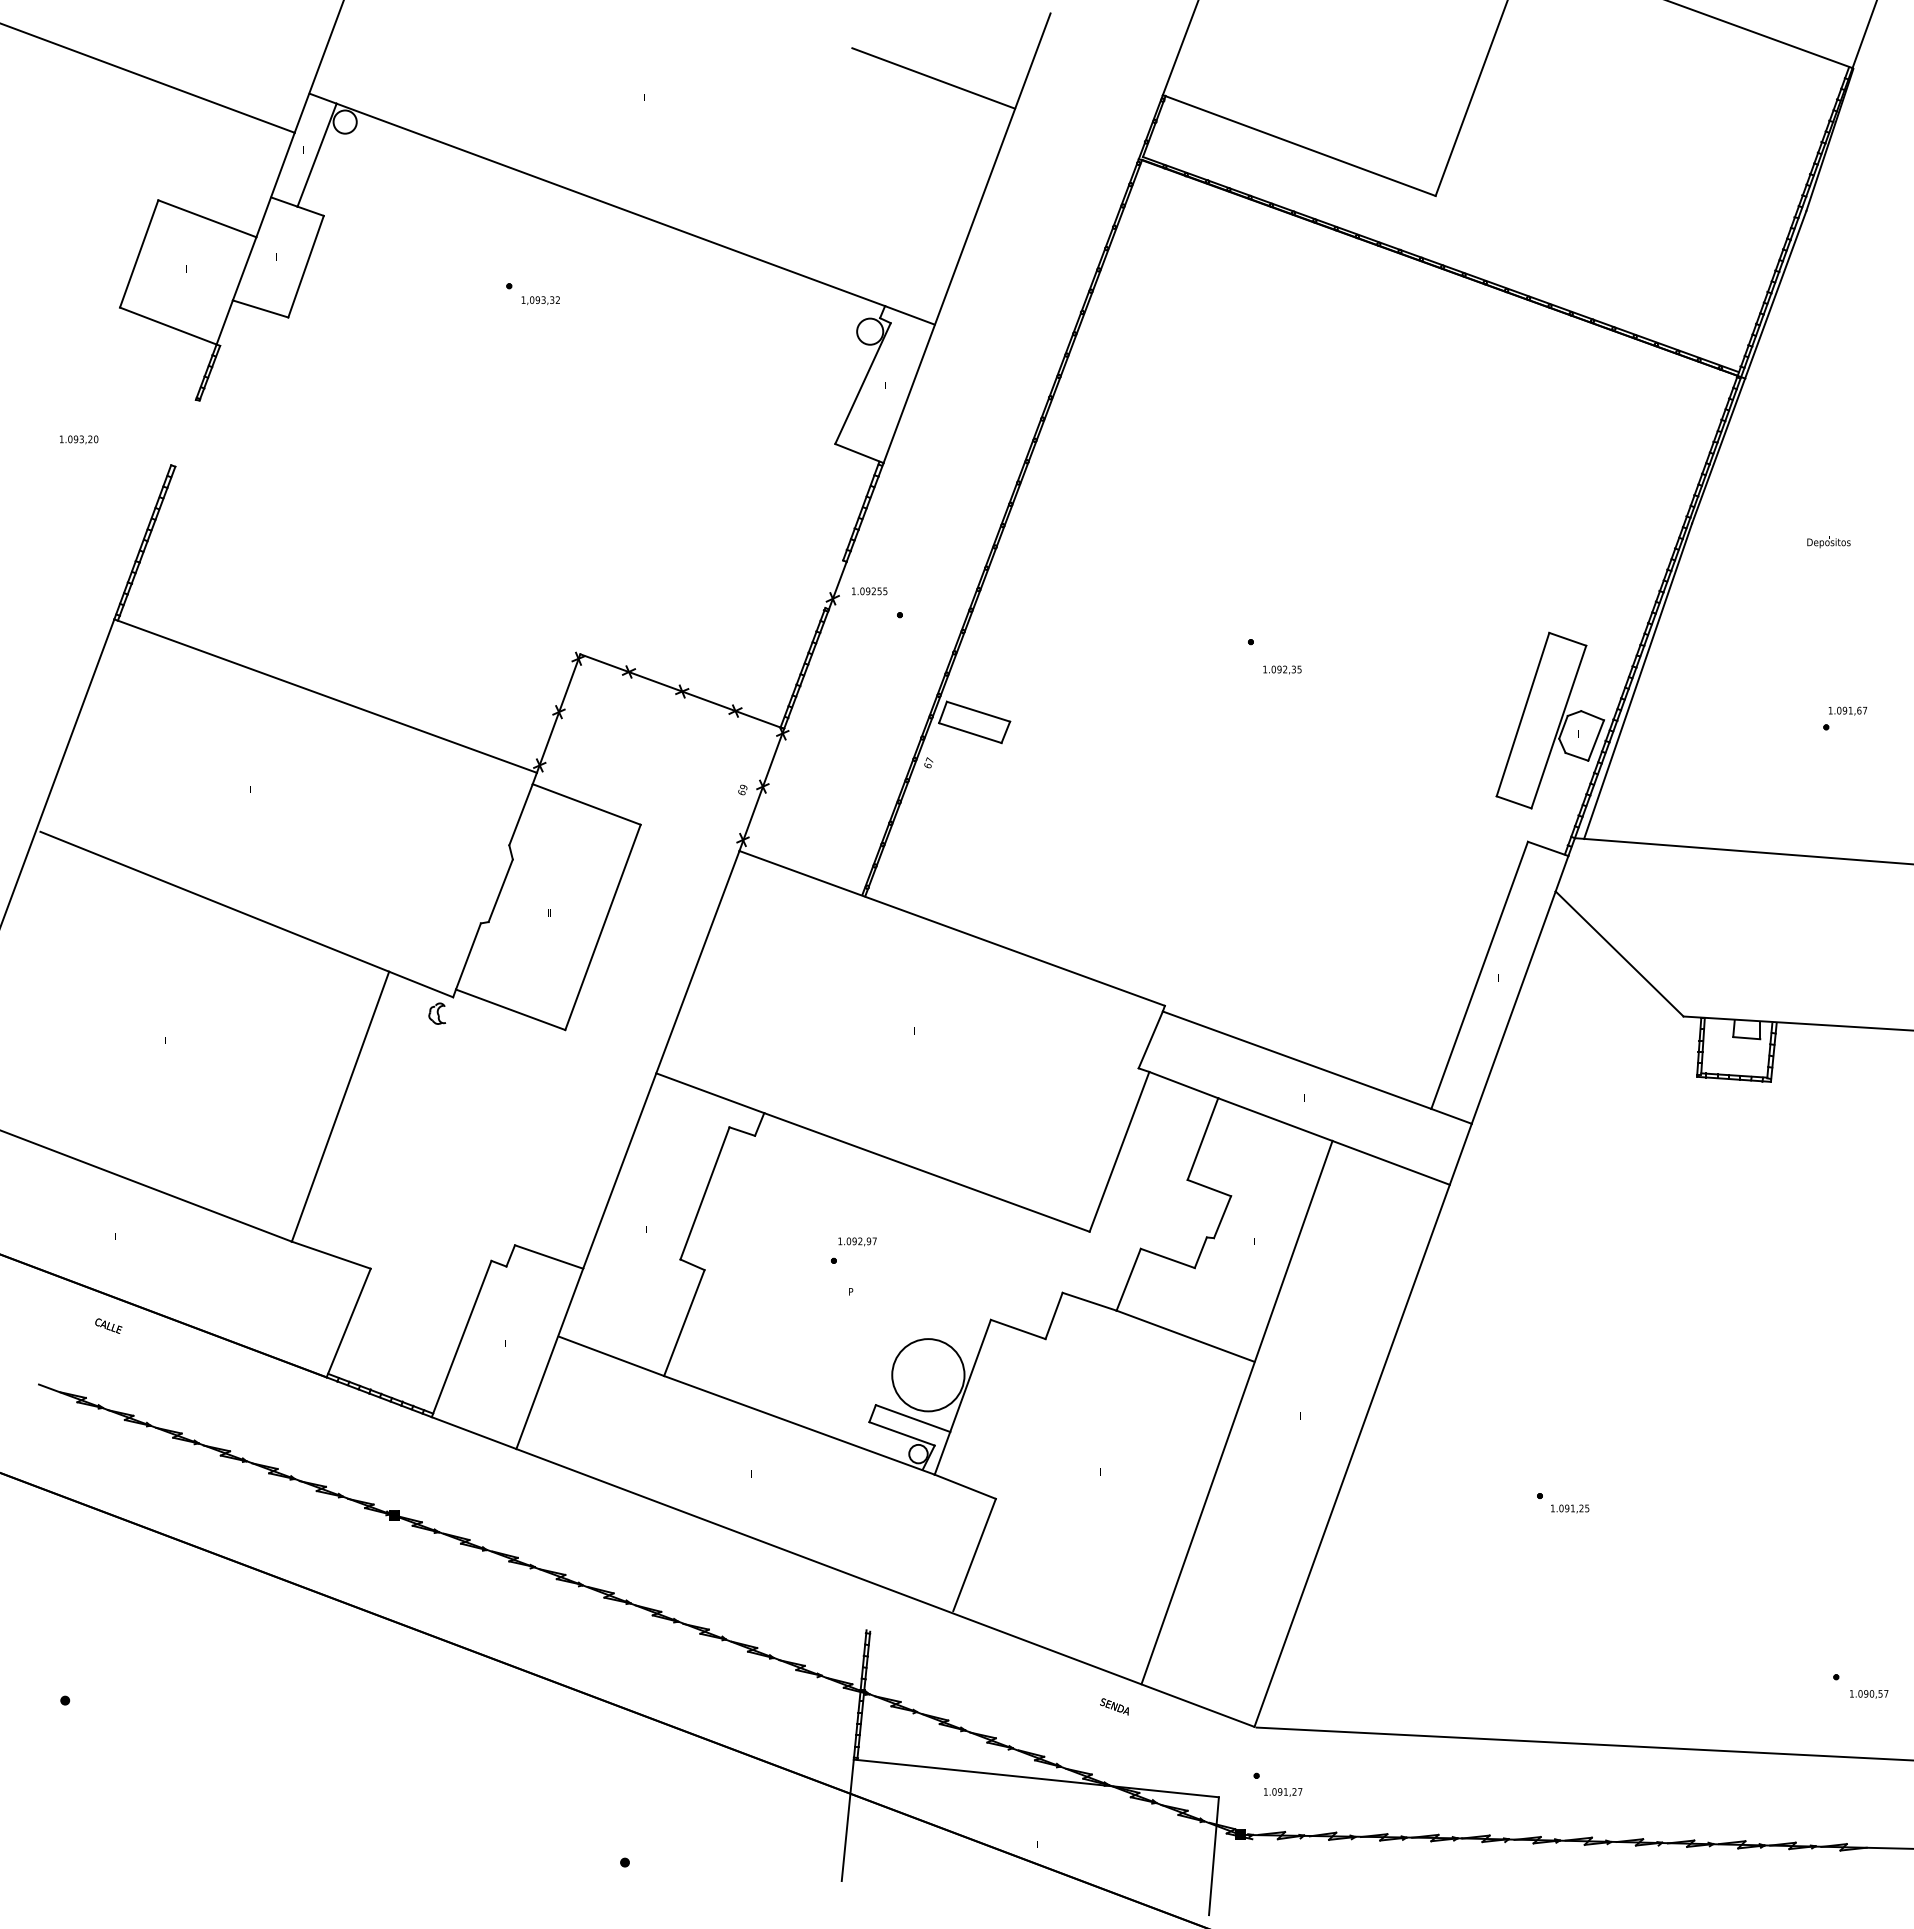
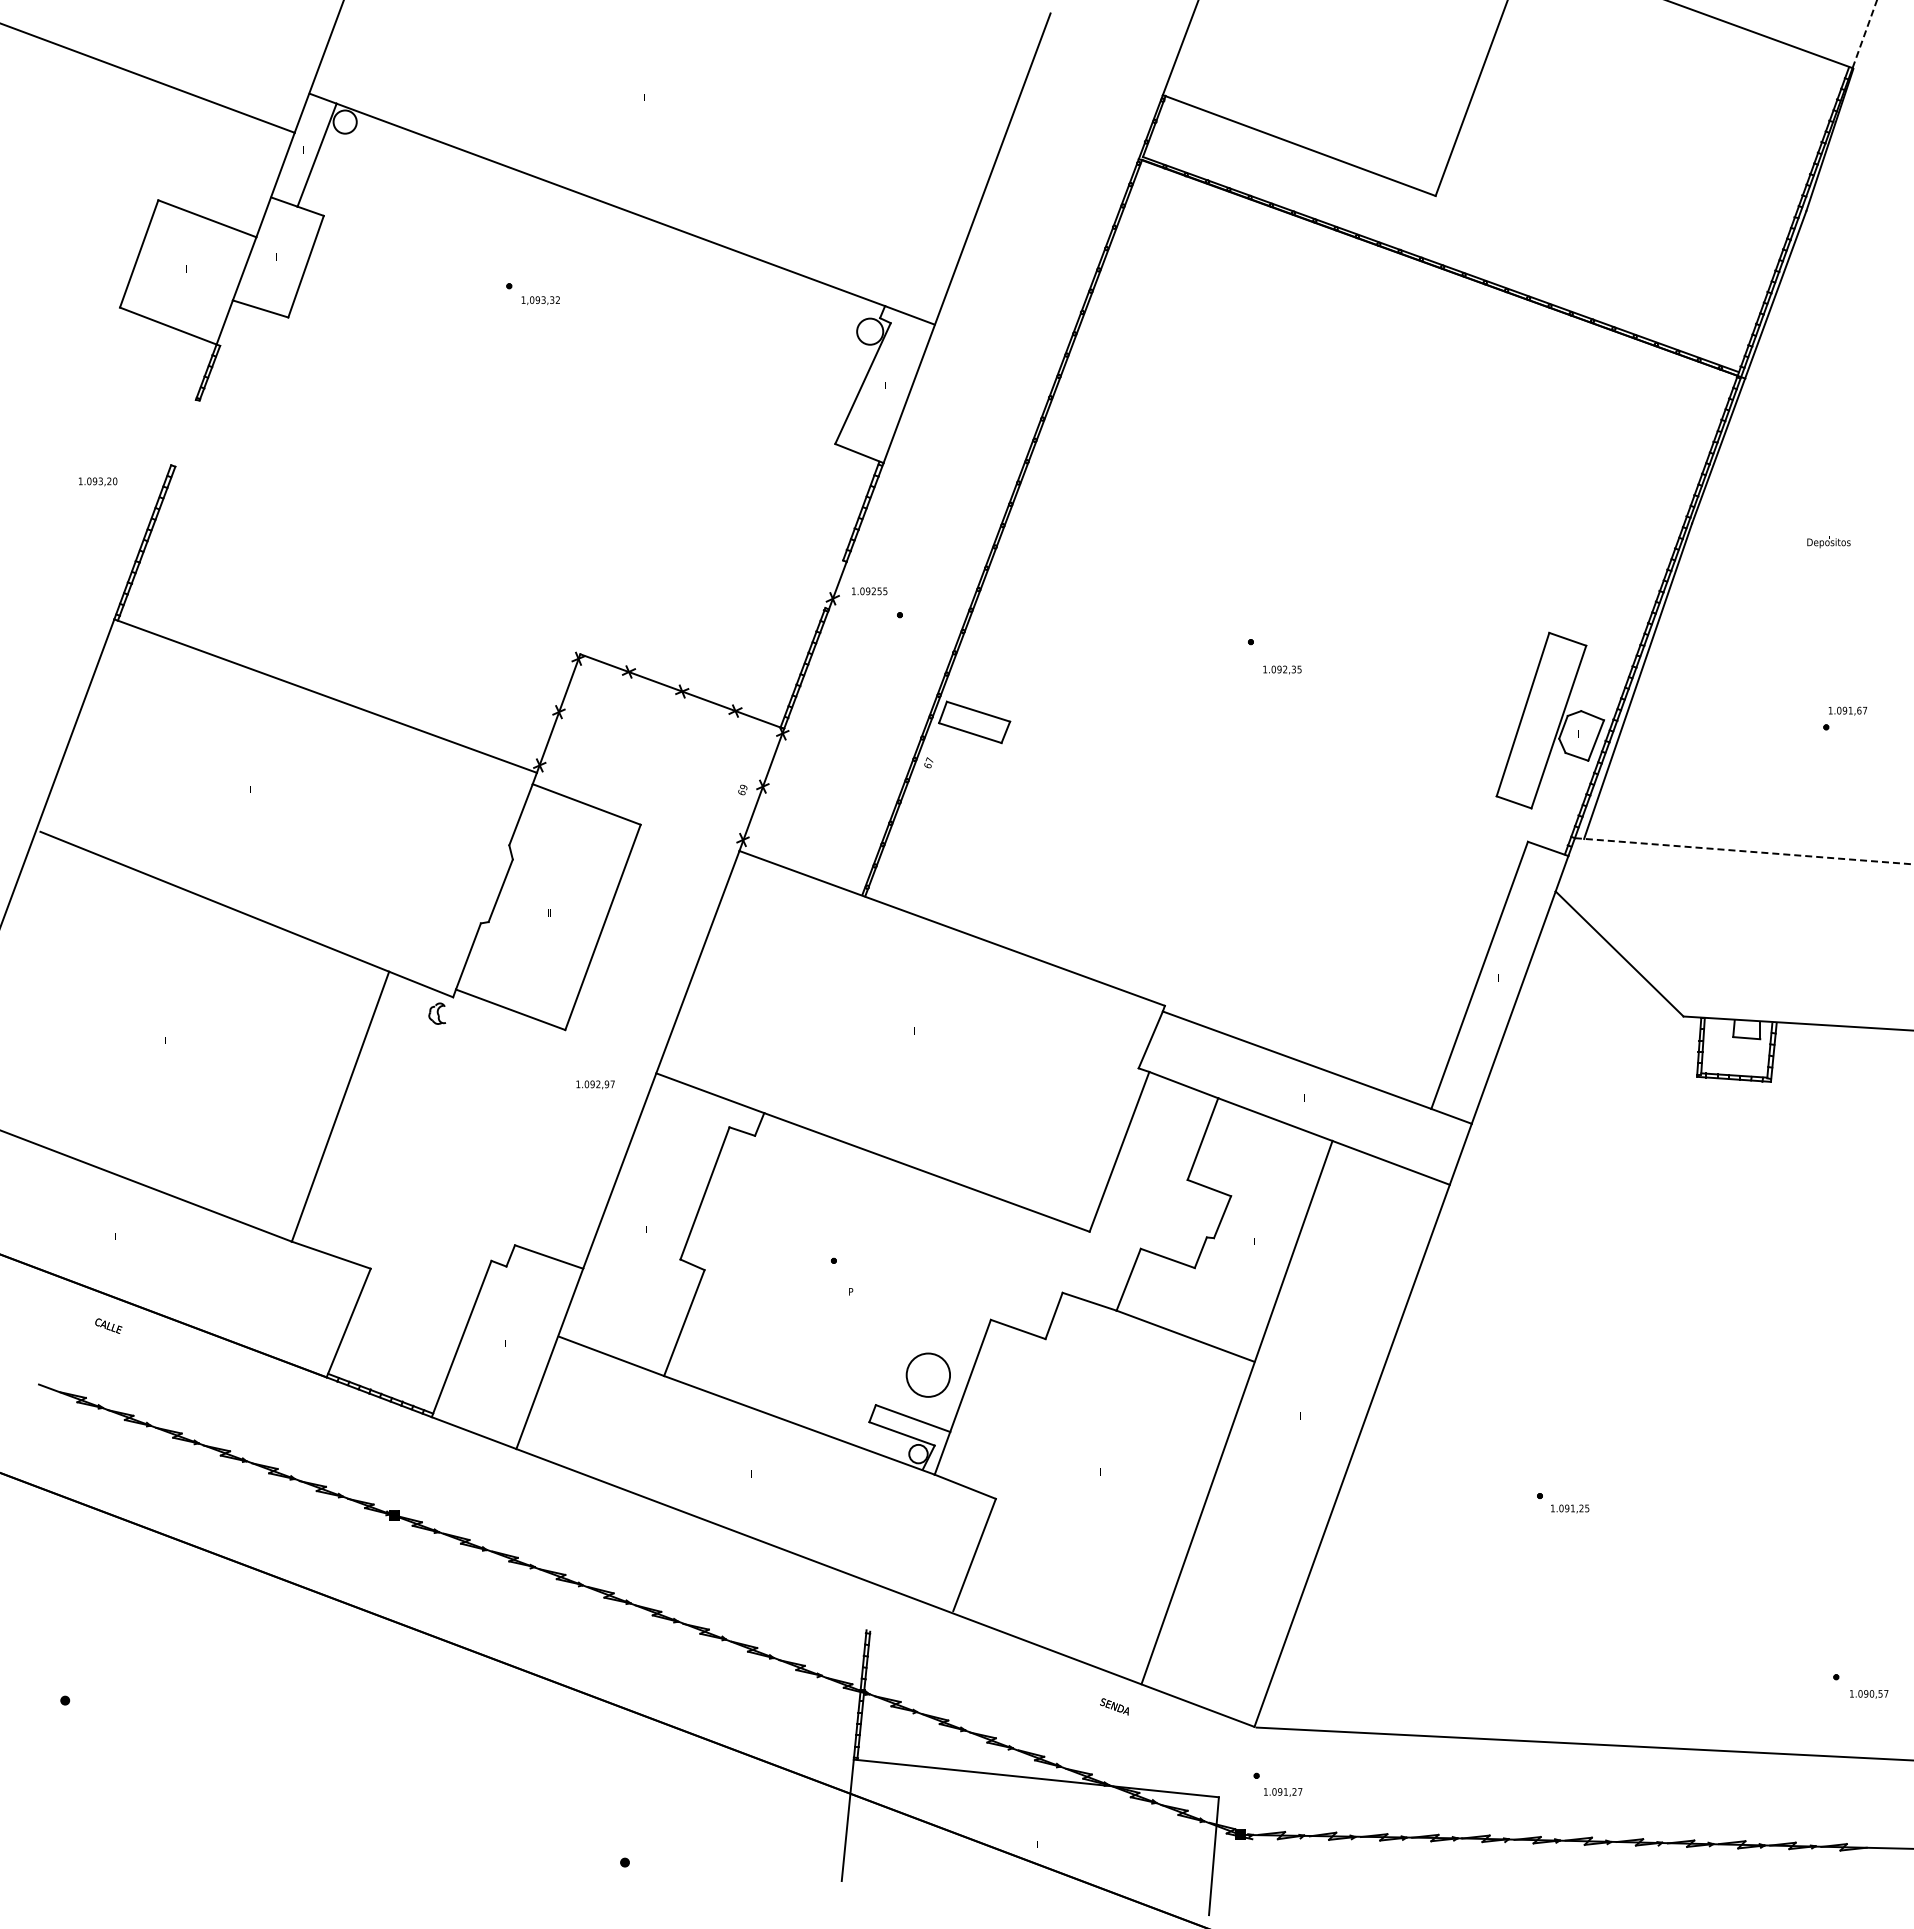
line: solid -> dashed (1864, 34)
line: present -> none (933, 78)
text position: (79, 439) -> (98, 481) (98, 481)
line: solid -> dashed (1744, 851)
text position: (857, 1241) -> (595, 1084) (595, 1084)
circle diameter: 72 px -> 43 px (928, 1374)
